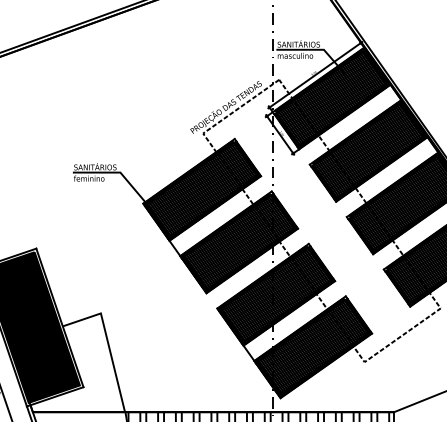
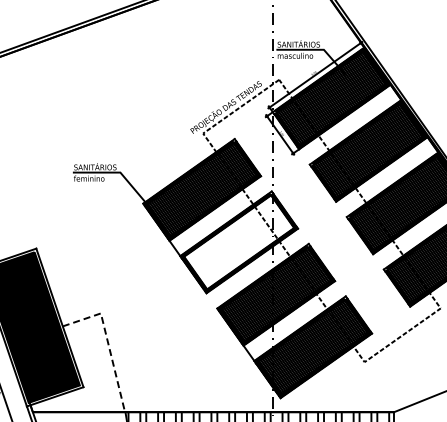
hatch: present -> none (238, 241)
line: solid -> dashed (108, 342)
